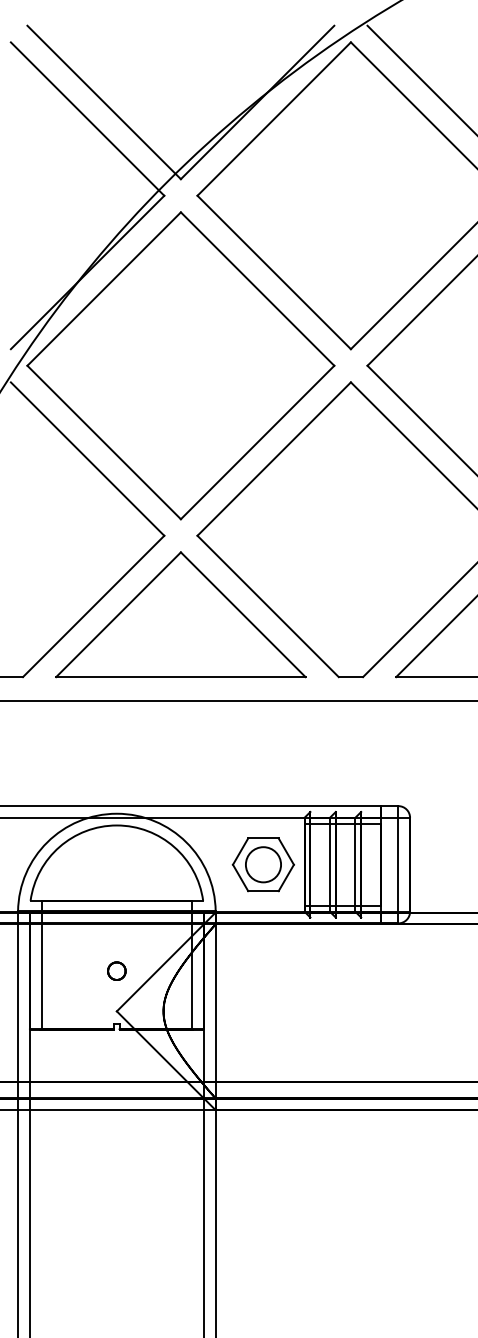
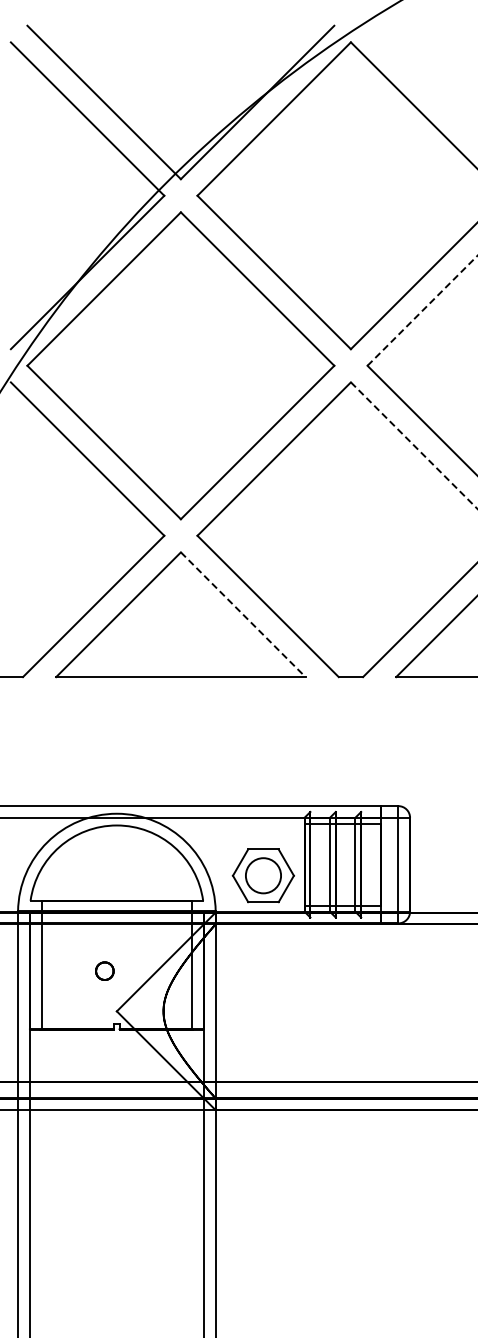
line: present -> none (420, 79)
line: solid -> dashed (422, 310)
line: solid -> dashed (414, 446)
line: solid -> dashed (243, 615)
line: present -> none (238, 700)
part position: (262, 864) -> (262, 875) (262, 875)
part position: (116, 970) -> (104, 970) (104, 970)
